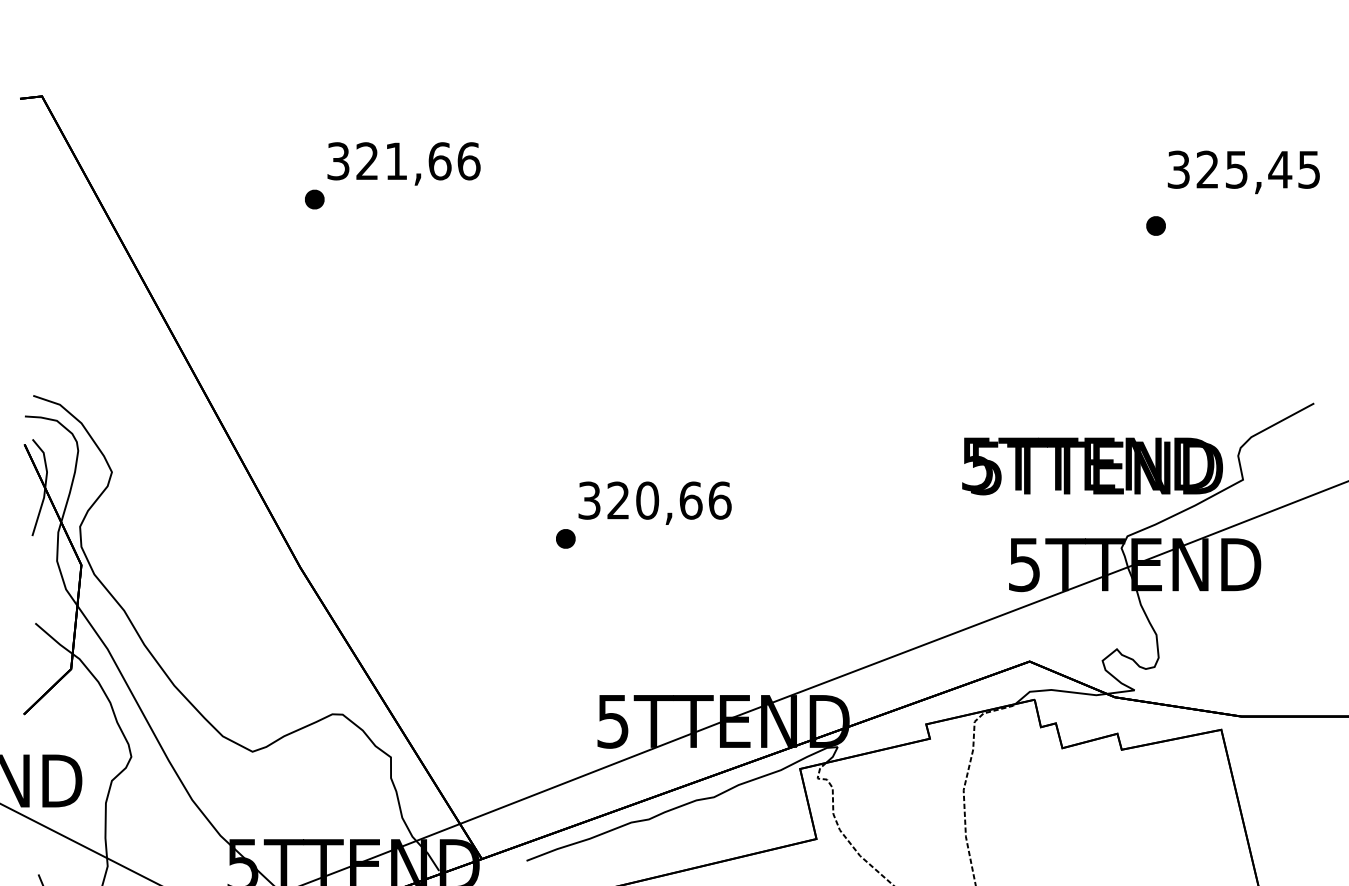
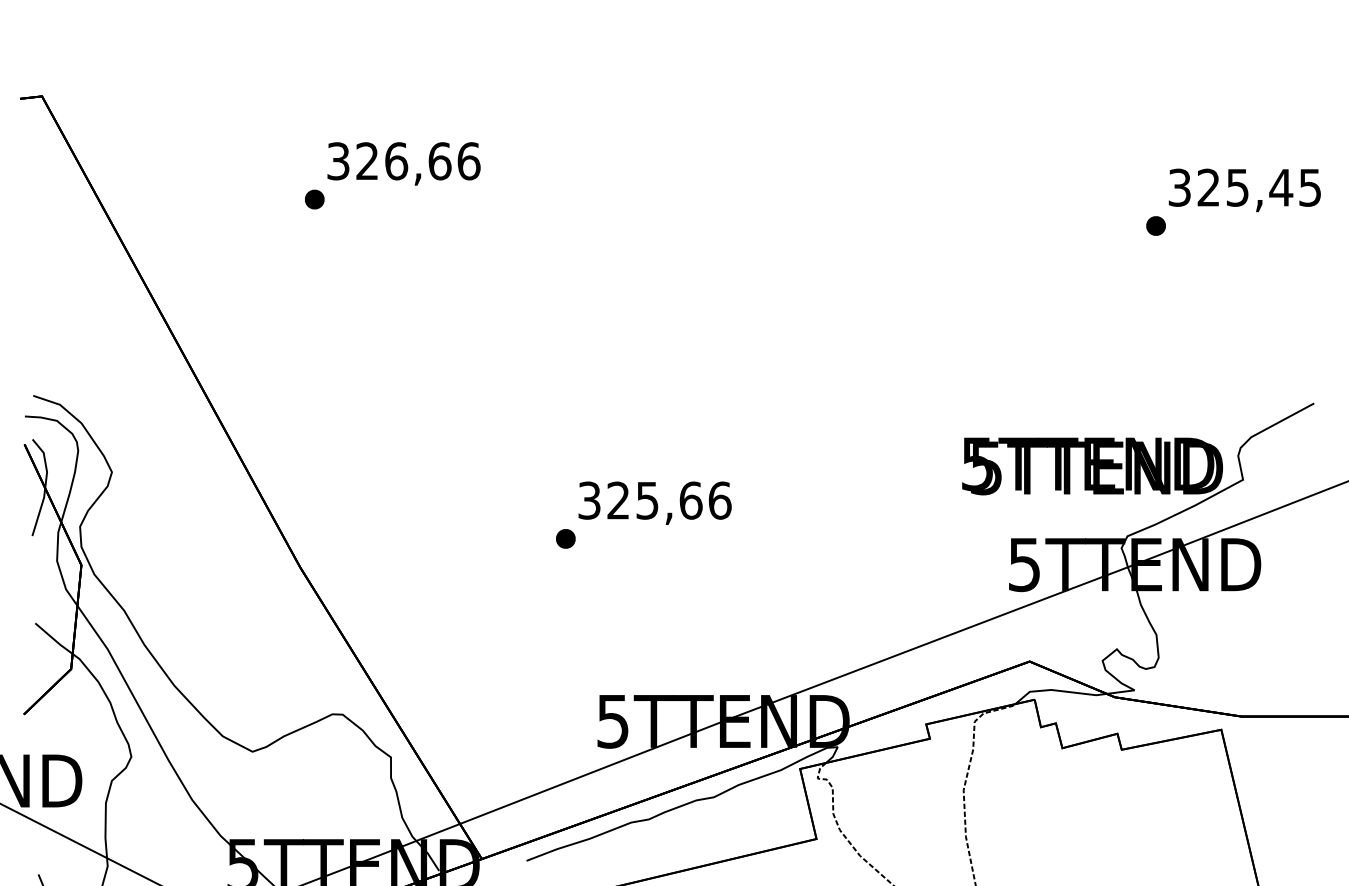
text: 321,66 -> 326,66 (396, 161)
text position: (1243, 172) -> (1244, 190) (1244, 190)
text: 320,66 -> 325,66 (647, 500)
